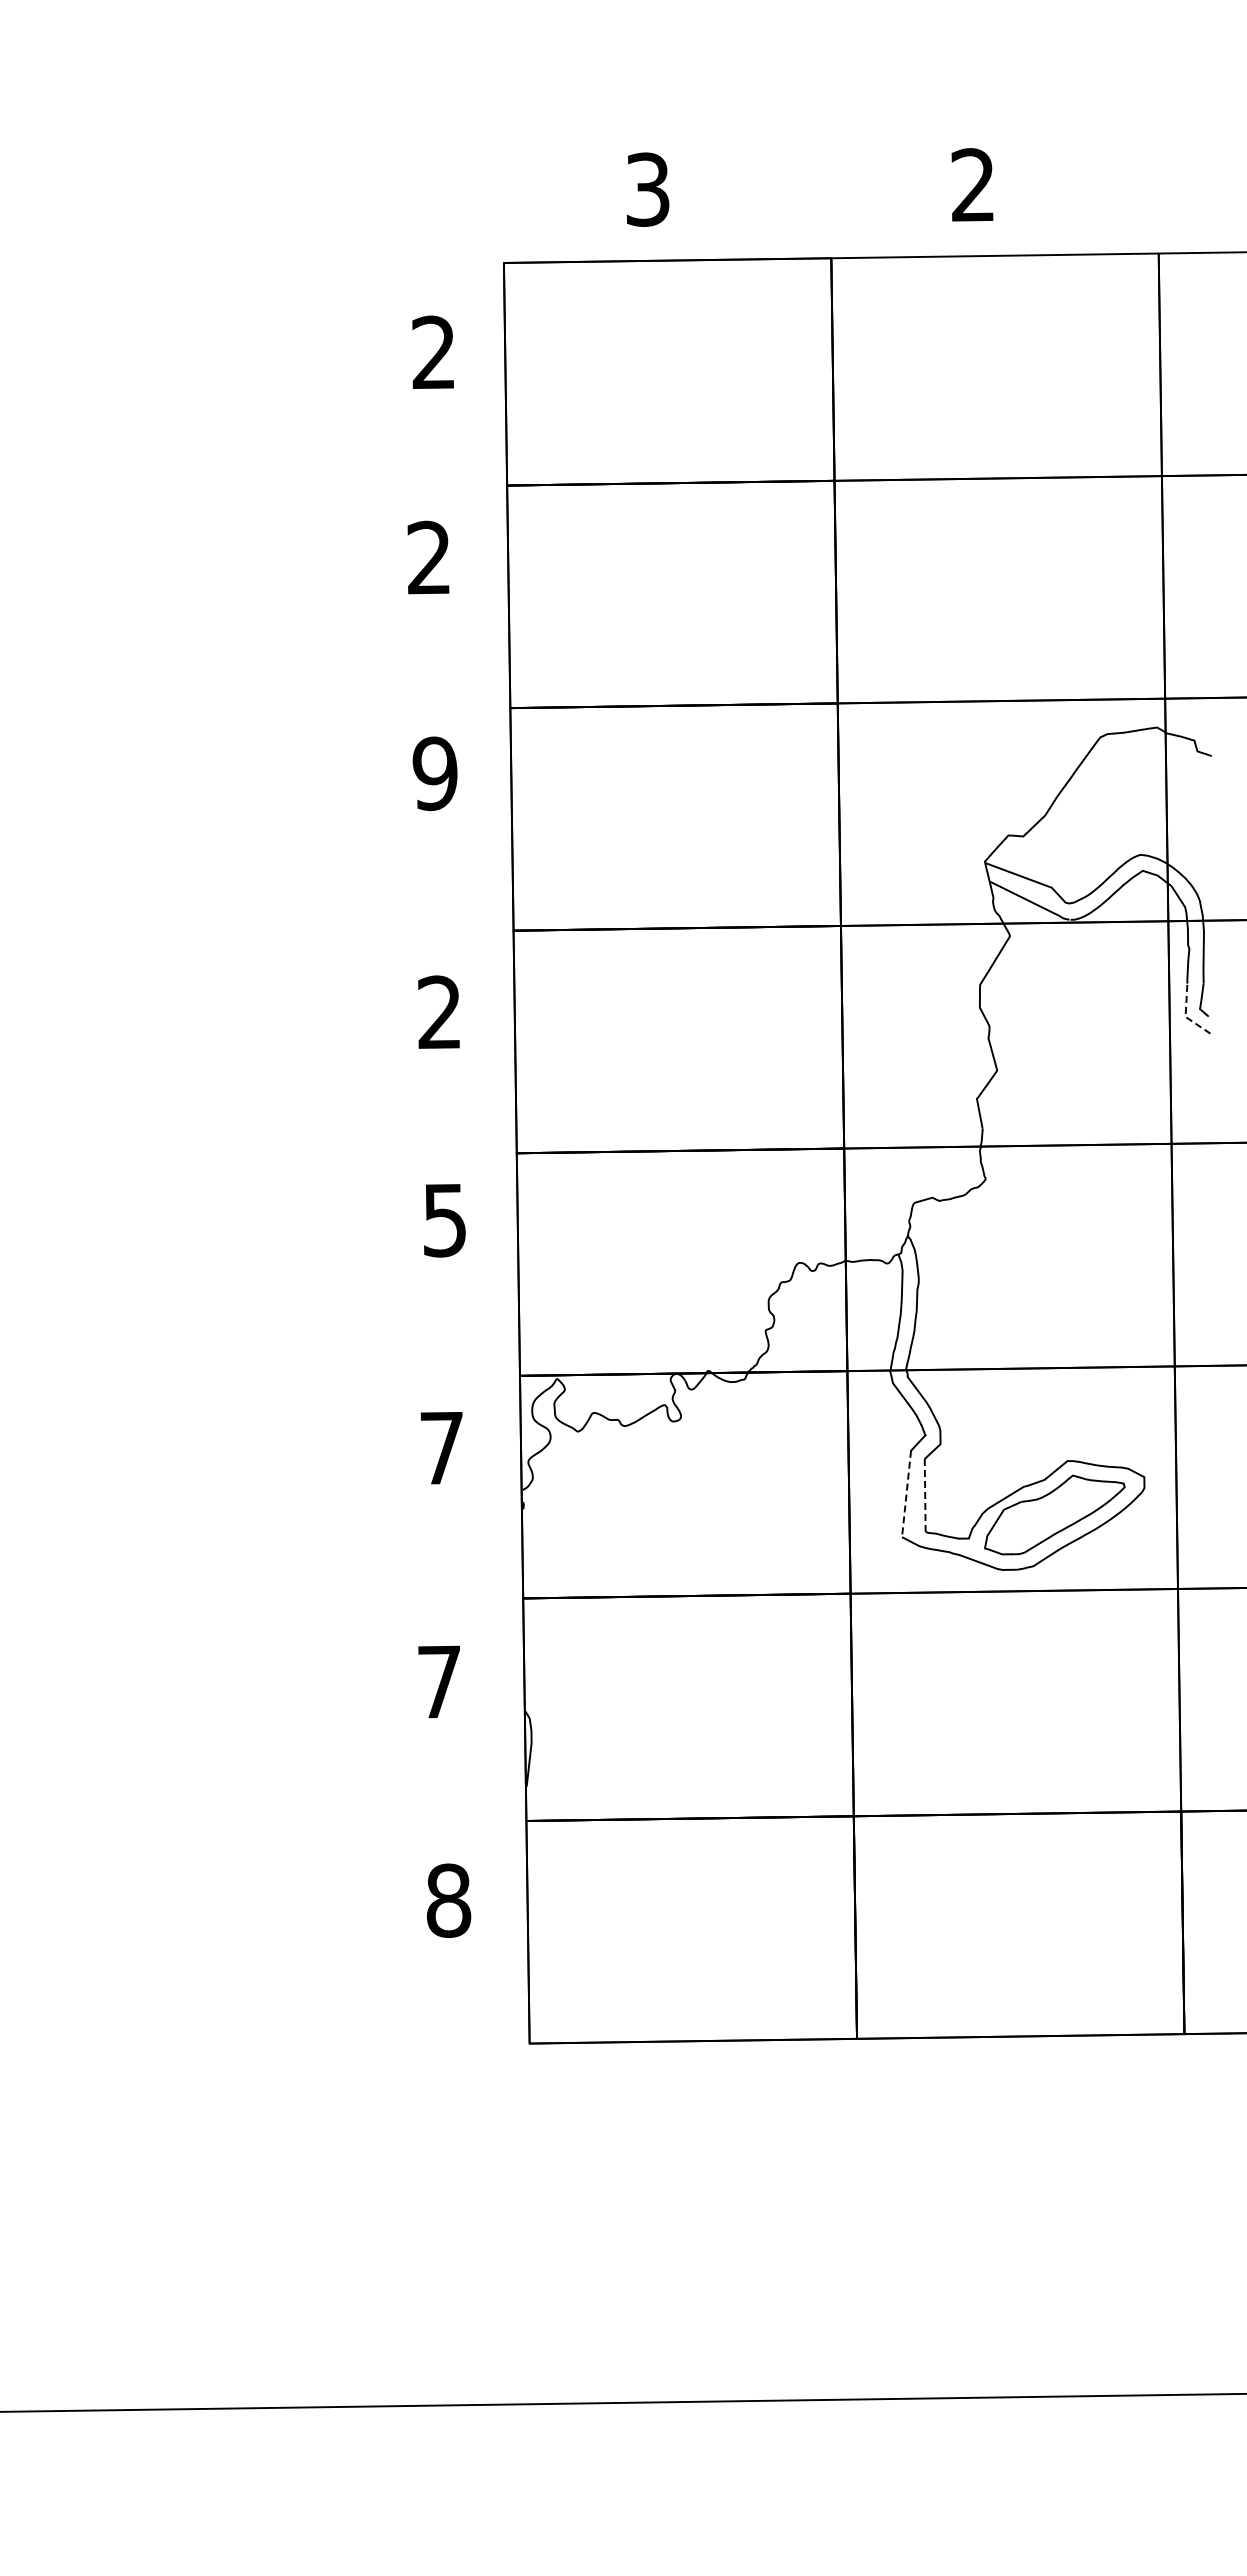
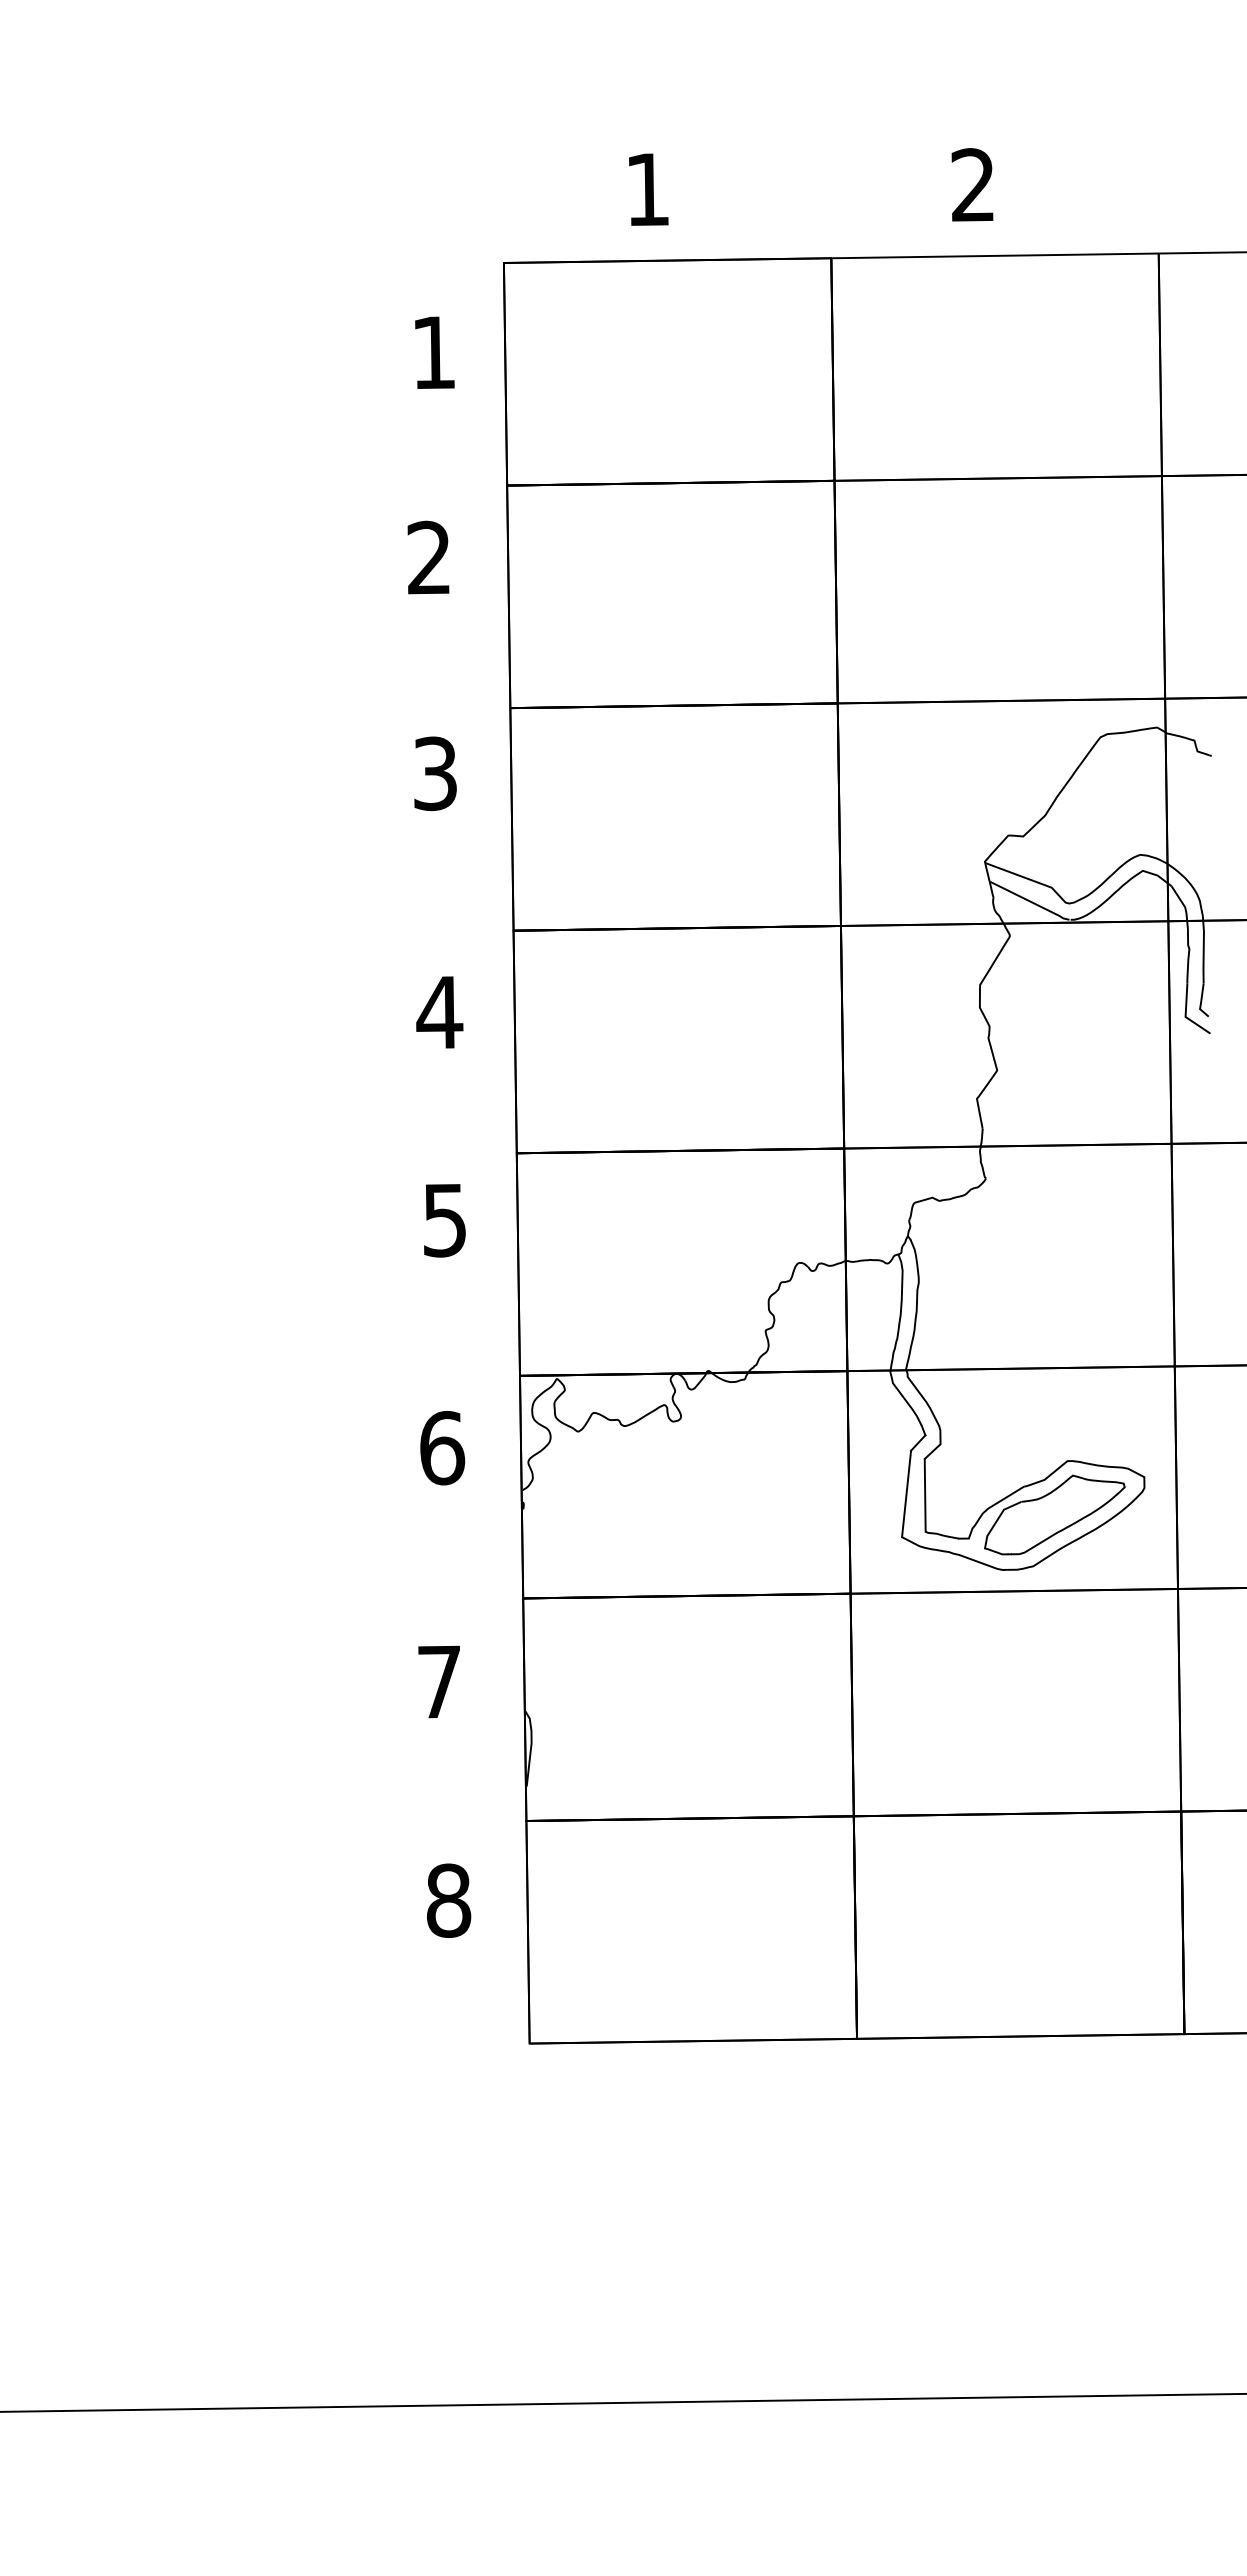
text: 3 -> 1 (648, 189)
text: 2 -> 1 (433, 351)
text: 9 -> 3 (434, 773)
text: 2 -> 4 (439, 1011)
line: dashed -> solid (1185, 1014)
text: 7 -> 6 (442, 1447)
line: dashed -> solid (906, 1494)
line: dashed -> solid (925, 1495)
